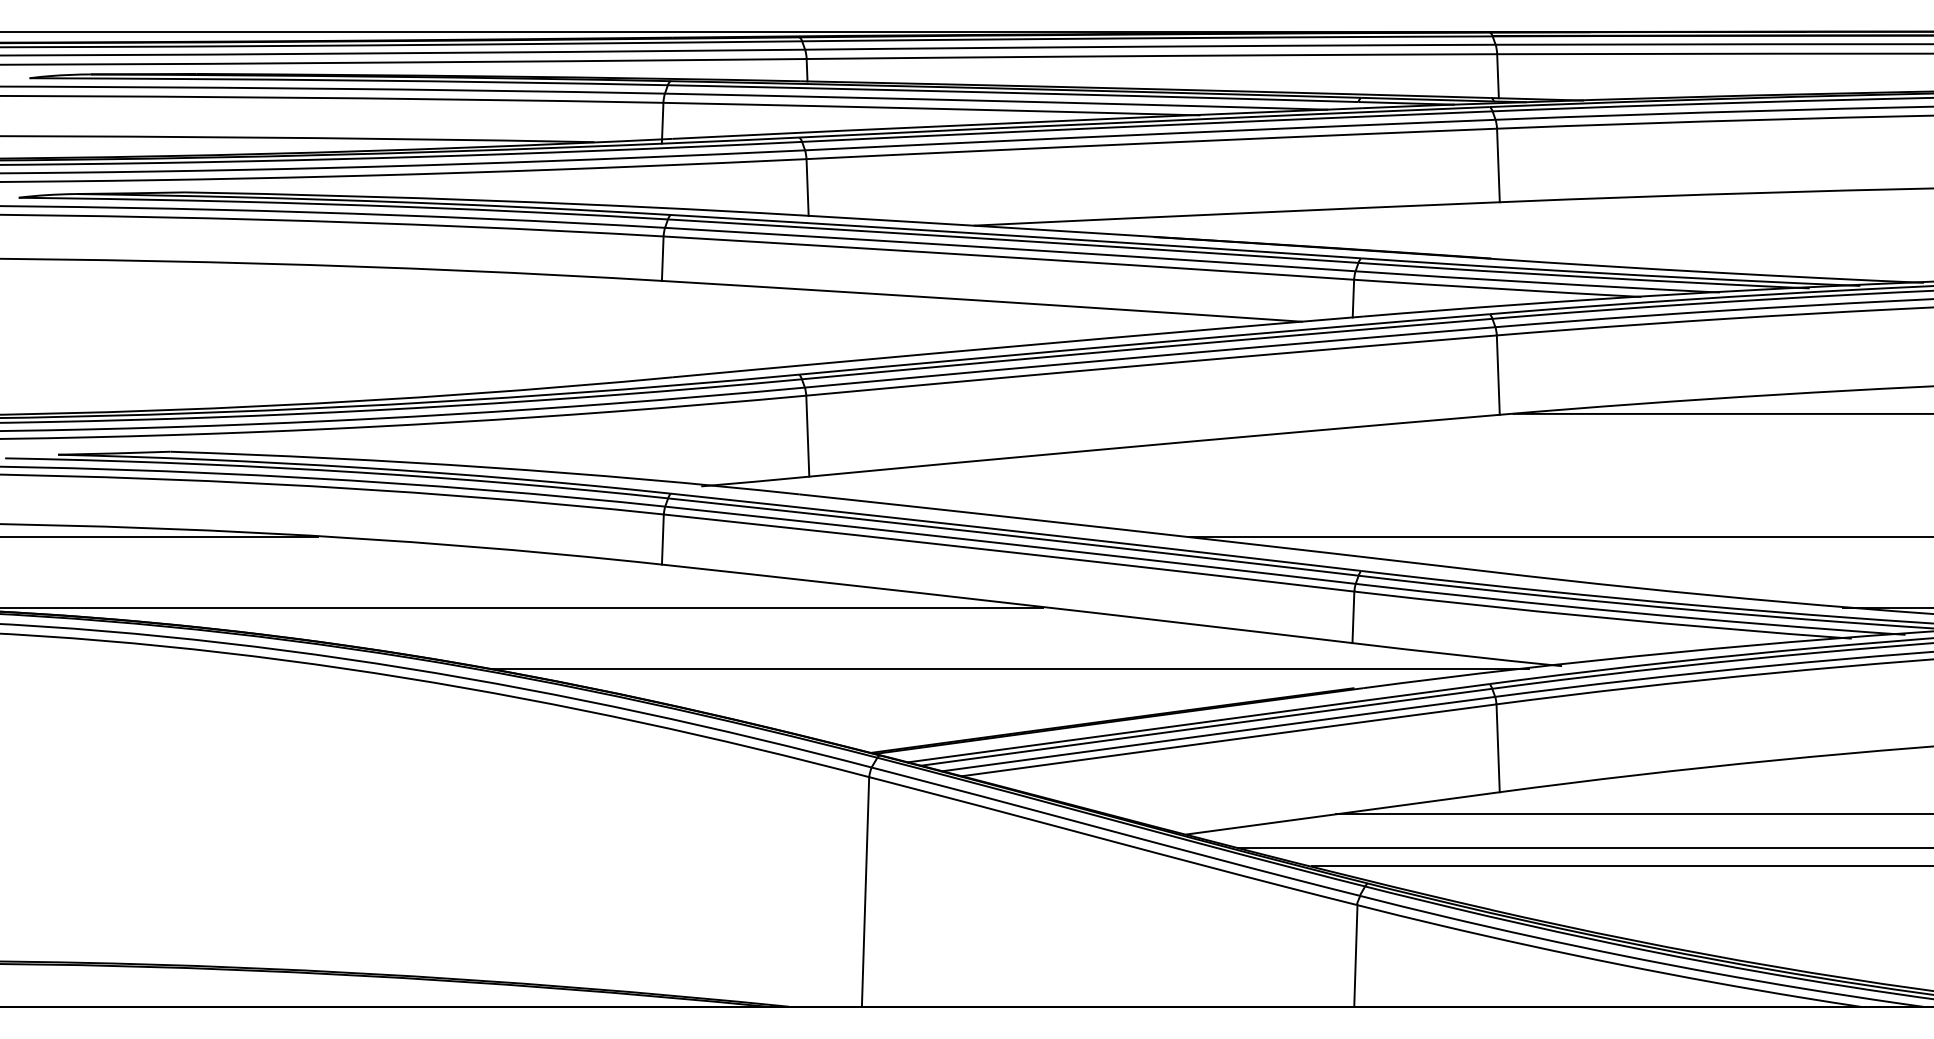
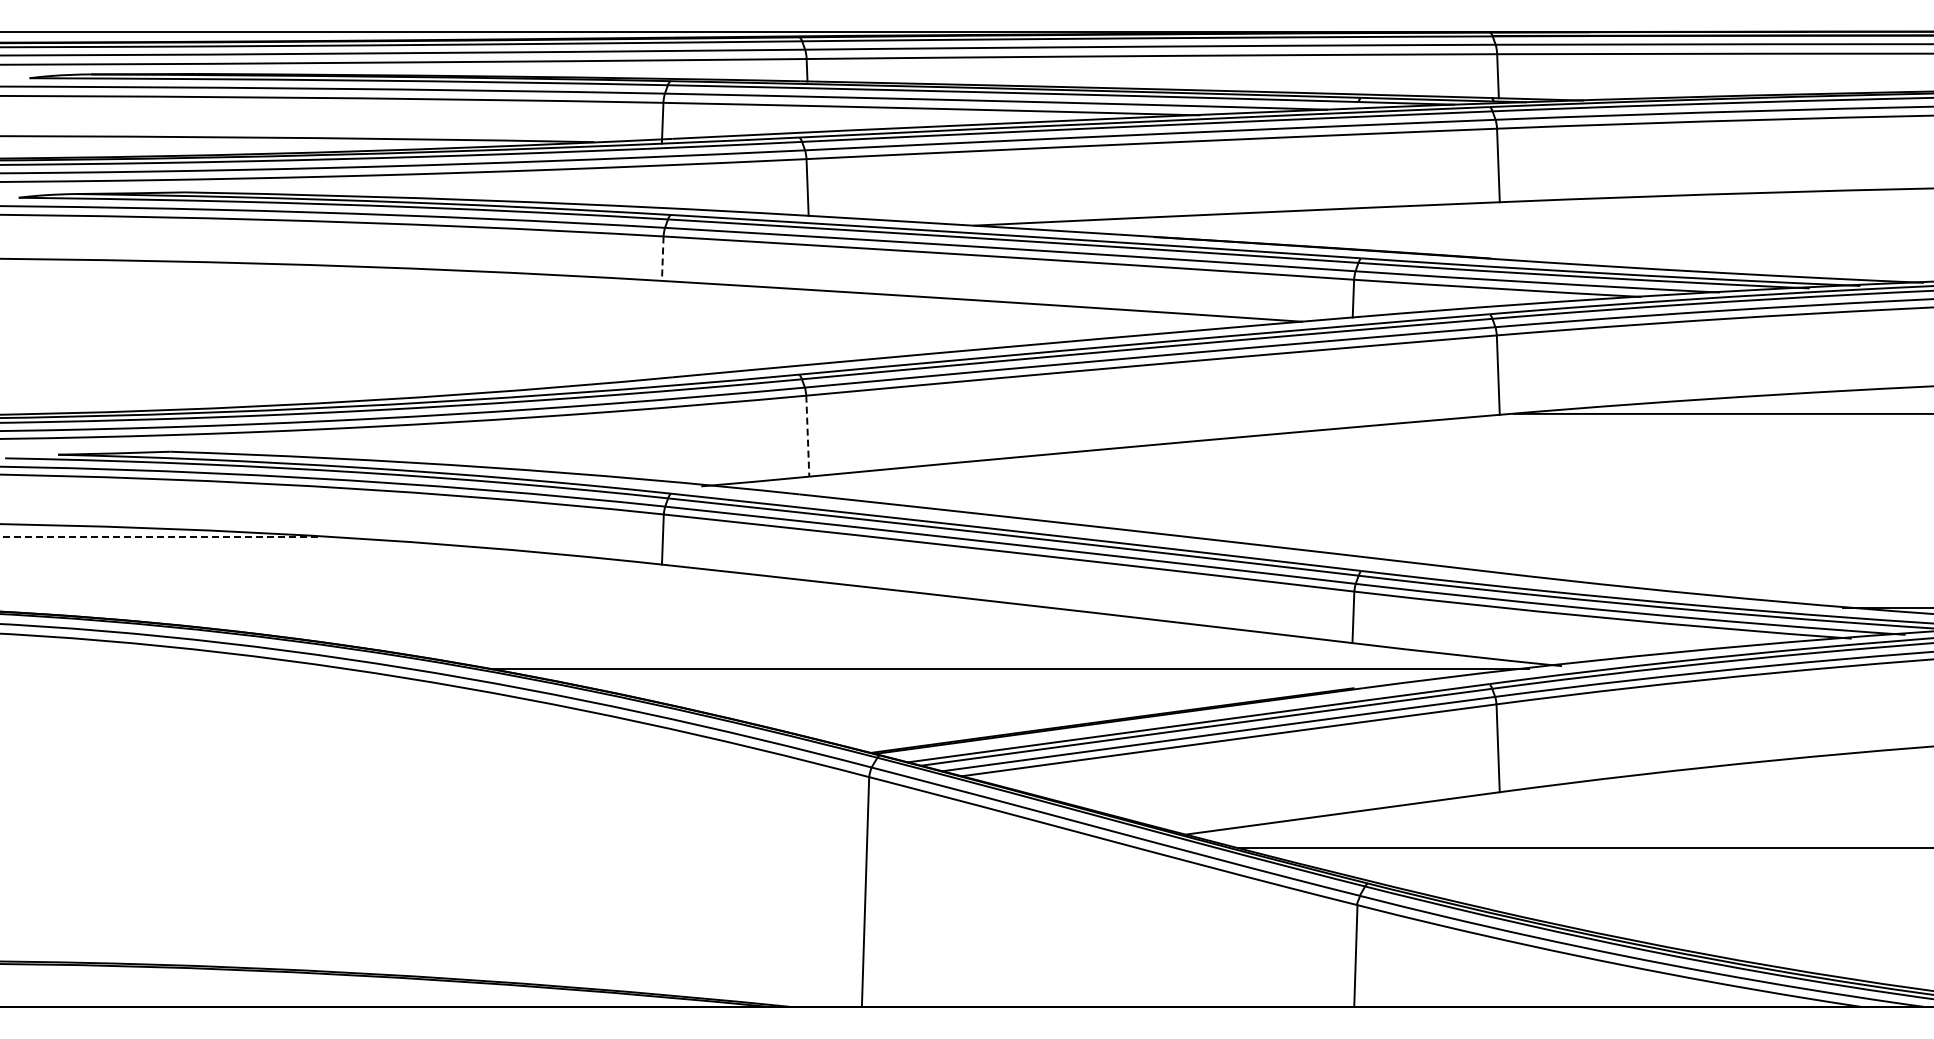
line: solid -> dashed (662, 259)
line: solid -> dashed (807, 436)
line: solid -> dashed (159, 537)
line: present -> none (1559, 537)
line: present -> none (522, 607)
line: present -> none (1633, 814)
line: present -> none (1620, 866)
